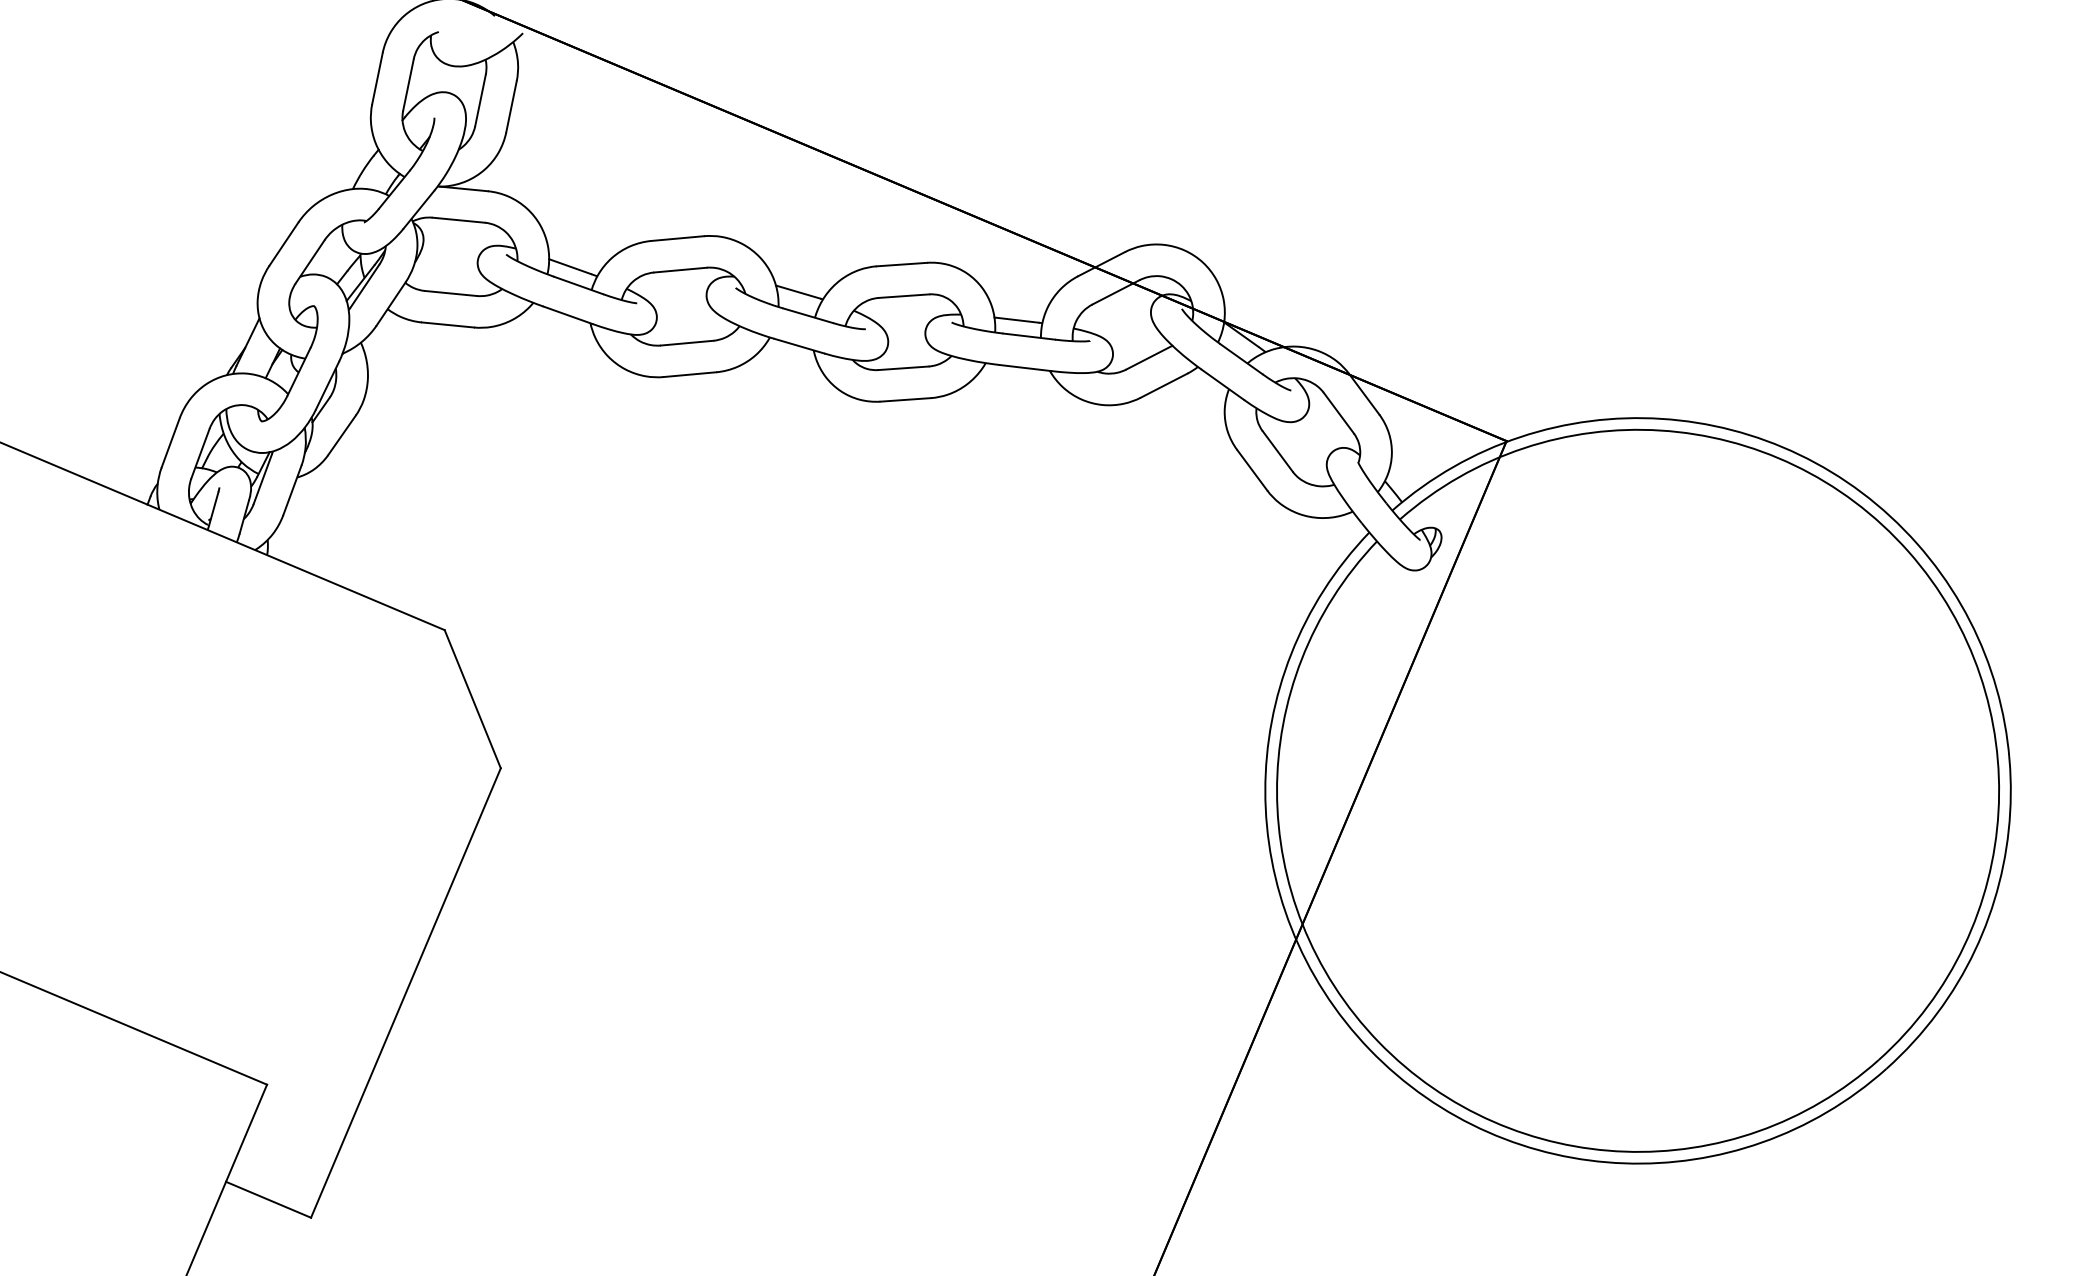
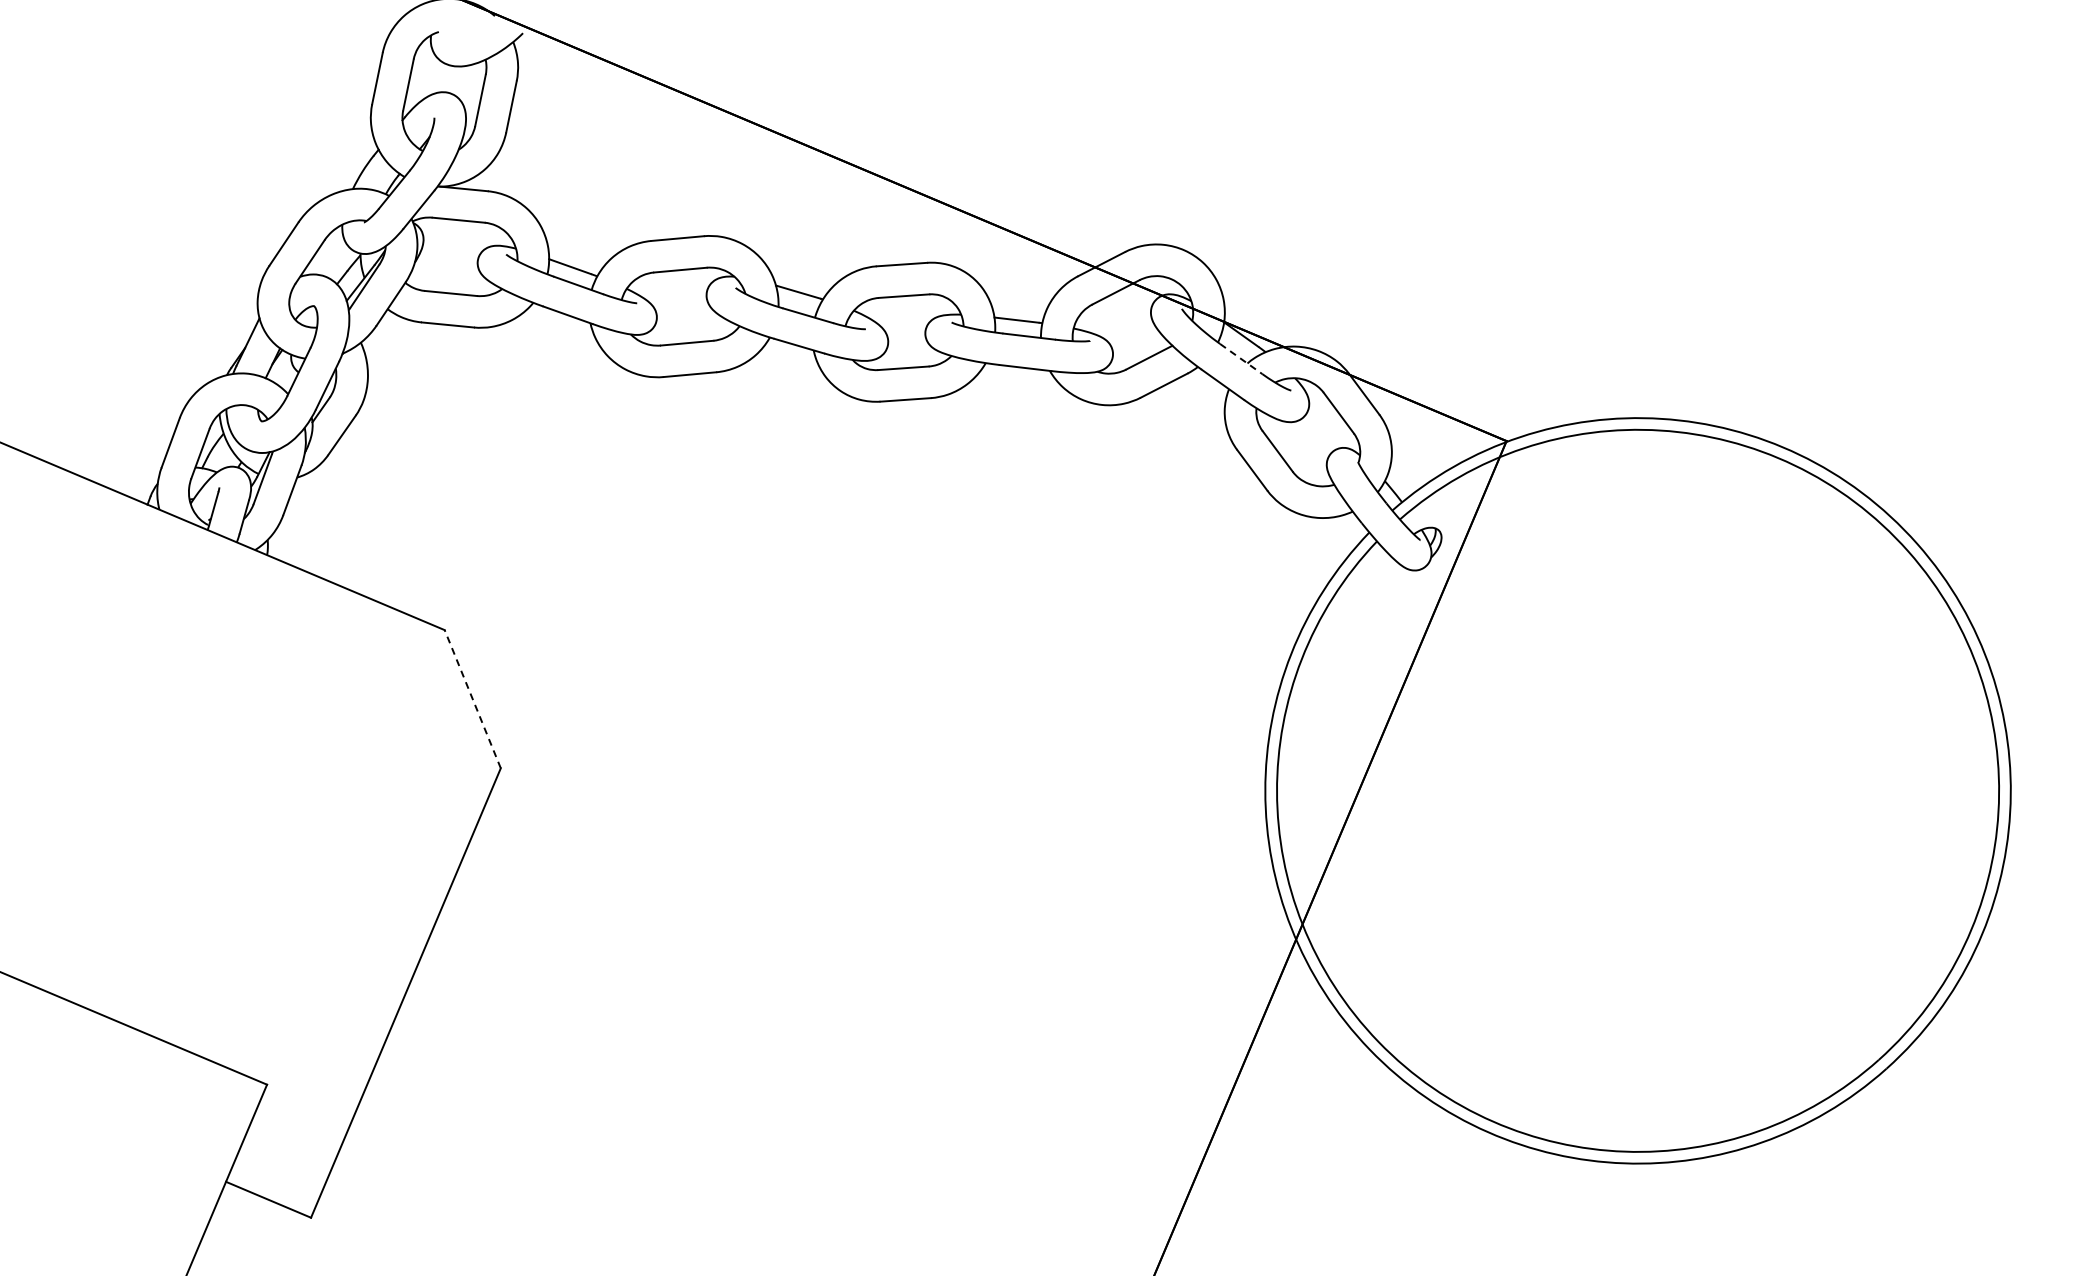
line: solid -> dashed (1241, 359)
line: solid -> dashed (472, 699)
